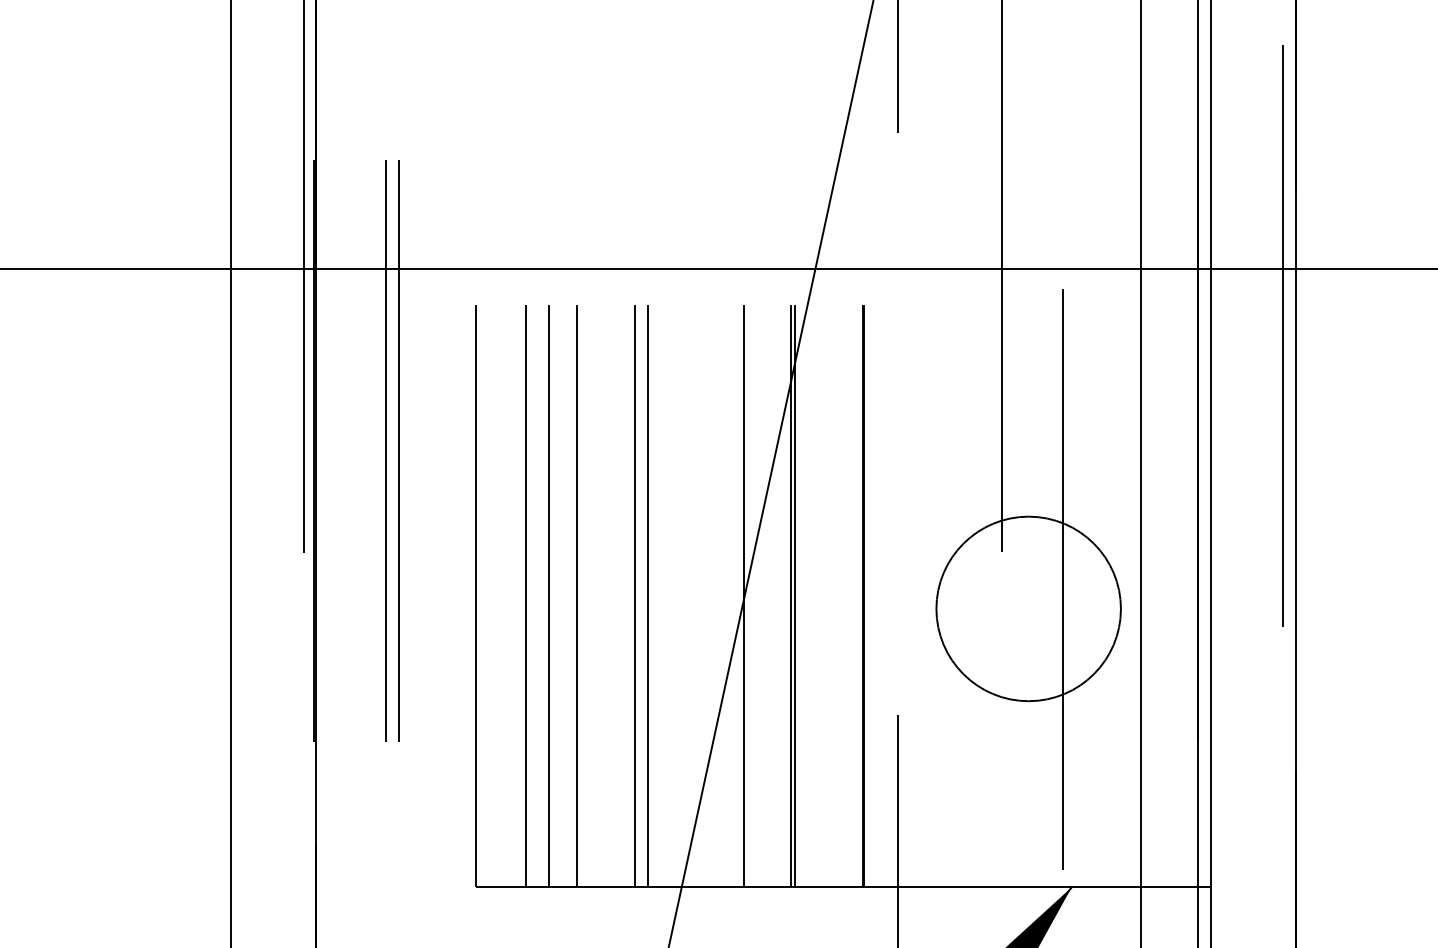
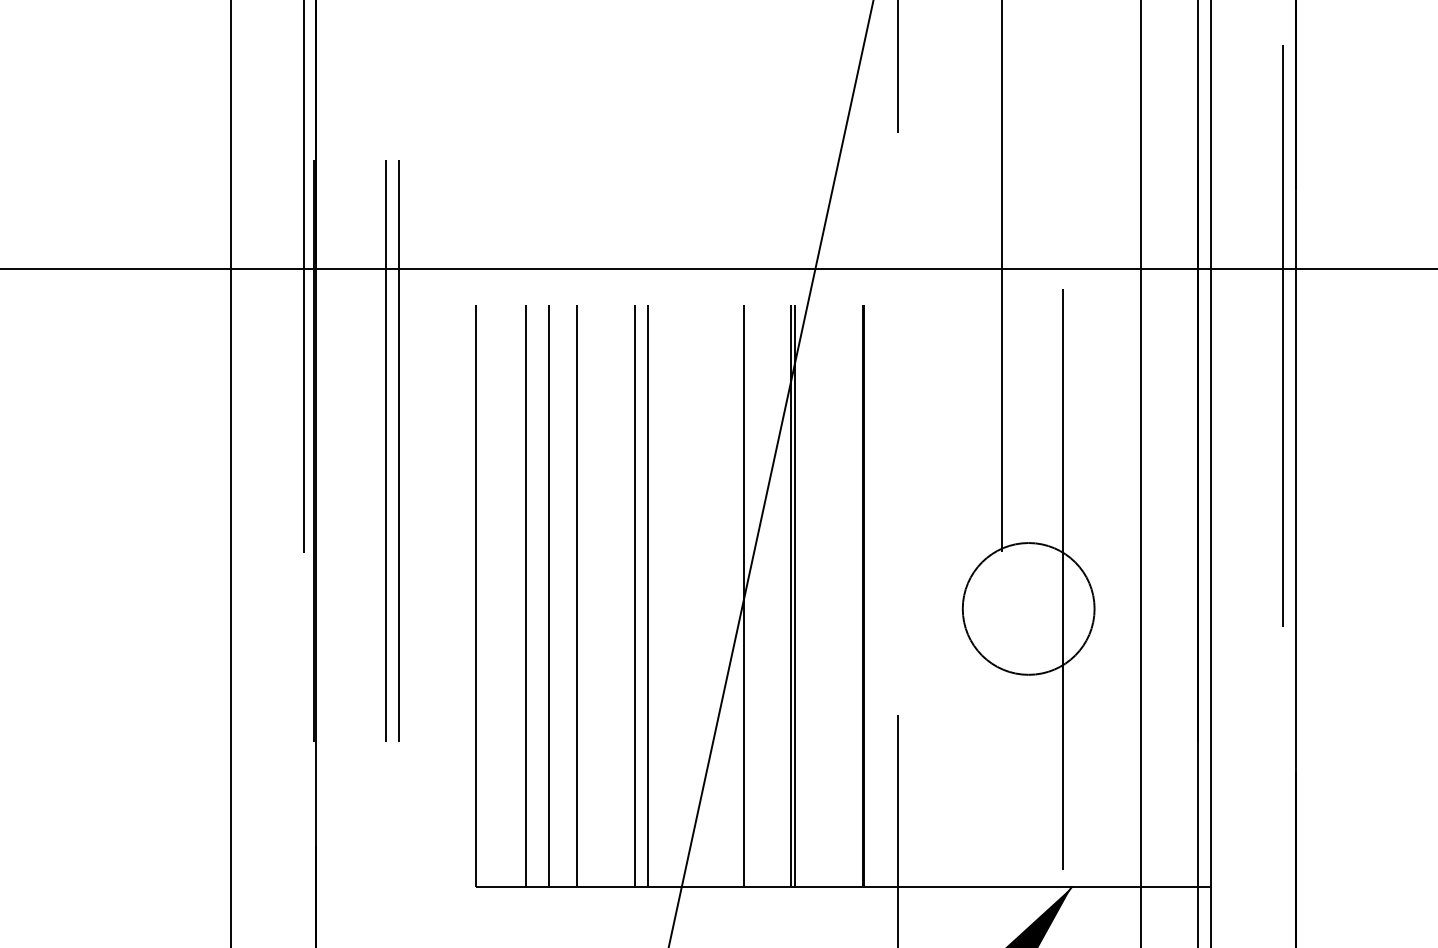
circle diameter: 185 px -> 132 px (1028, 608)
